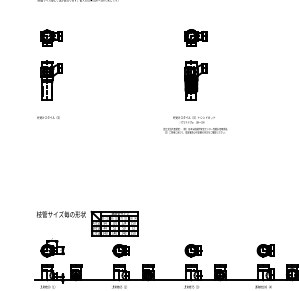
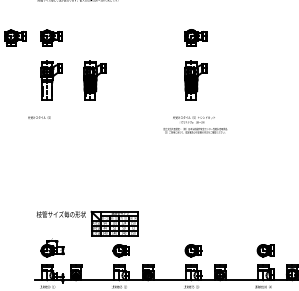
part: none -> present (15, 37)
part: none -> present (94, 80)
text position: (48, 117) -> (39, 117) (39, 117)
